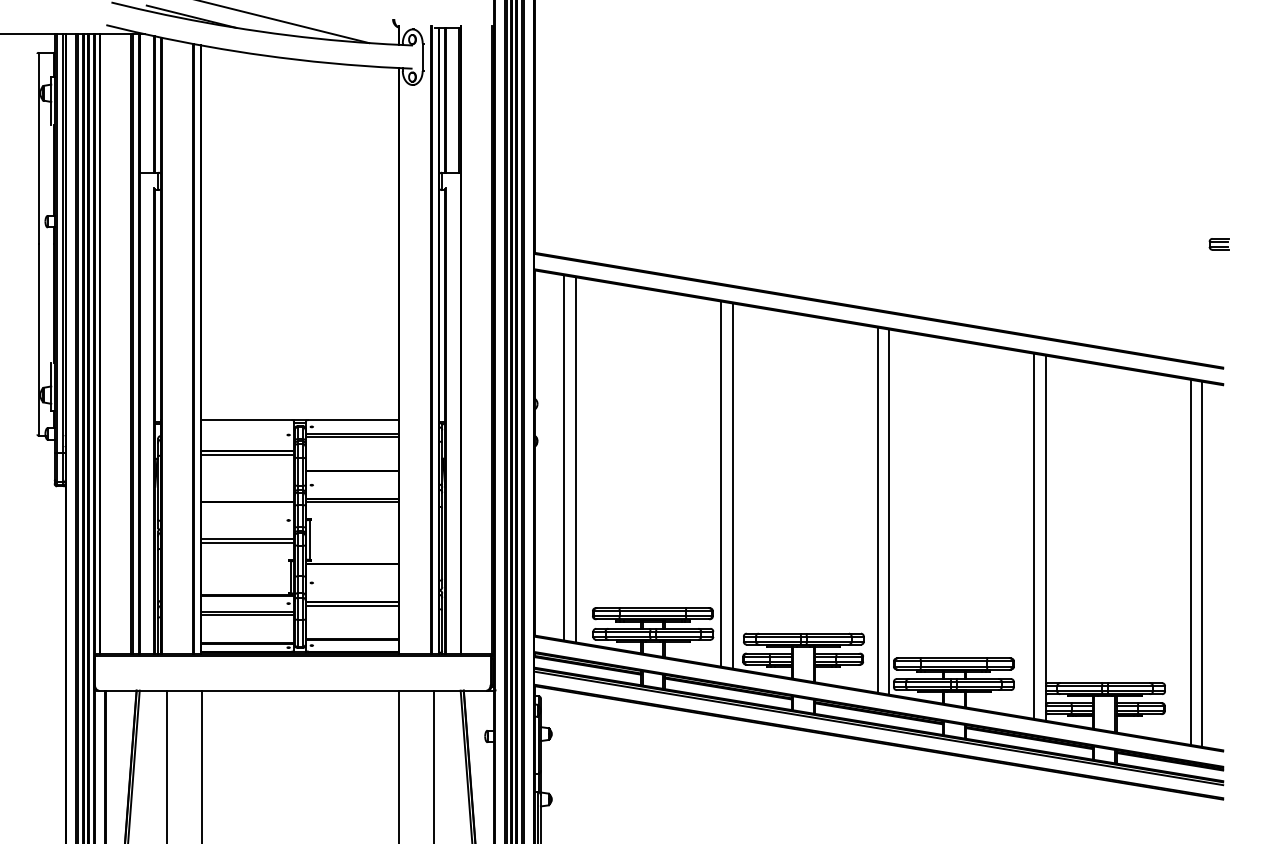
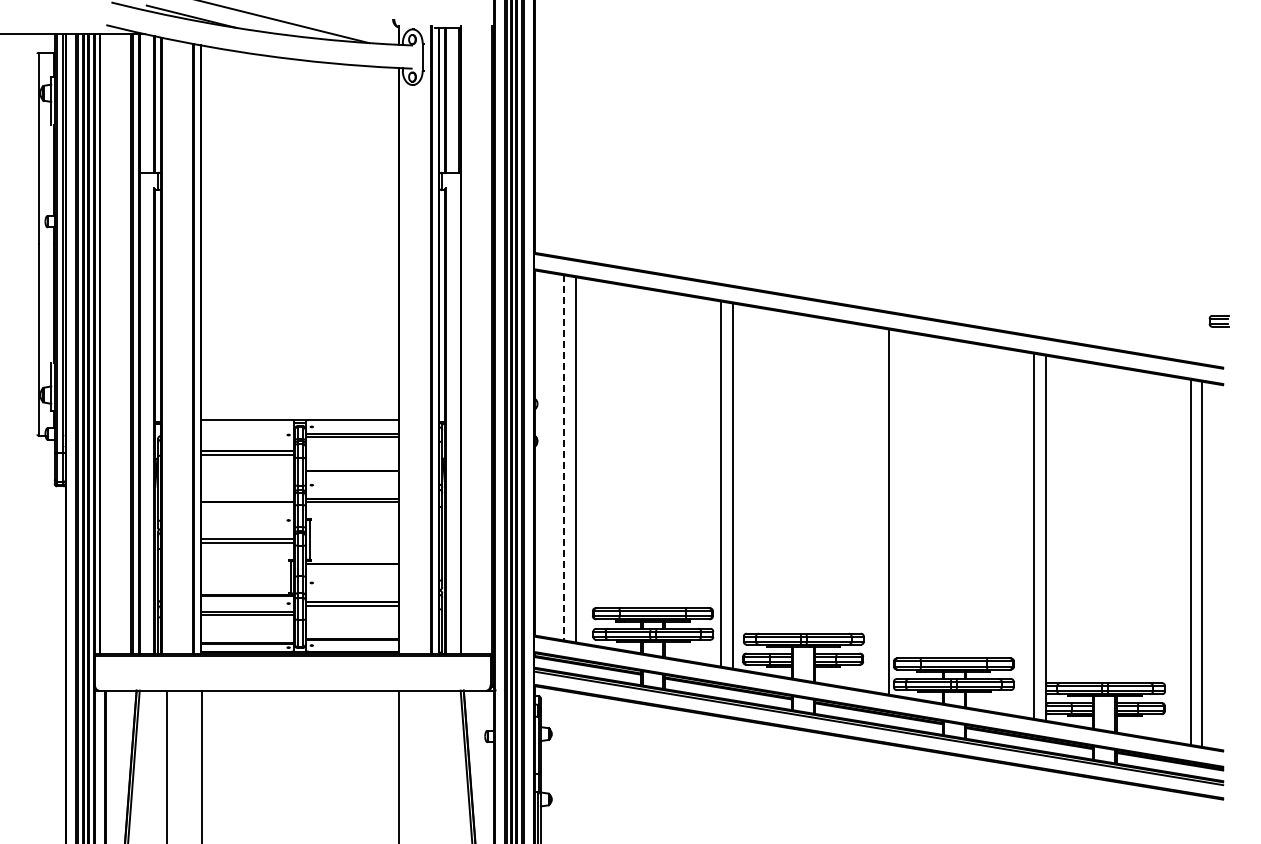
part position: (1218, 244) -> (1218, 321) (1218, 321)
line: solid -> dashed (564, 457)
line: present -> none (877, 509)
line: present -> none (433, 765)
